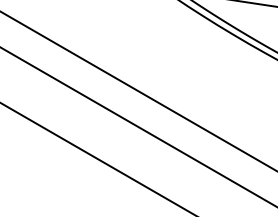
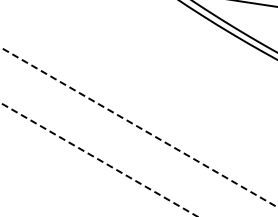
line: present -> none (138, 91)
line: solid -> dashed (139, 127)
line: solid -> dashed (98, 159)
